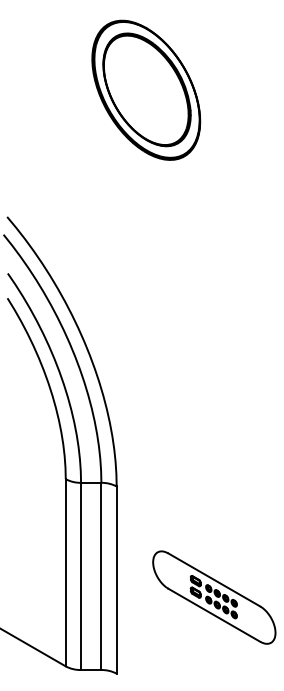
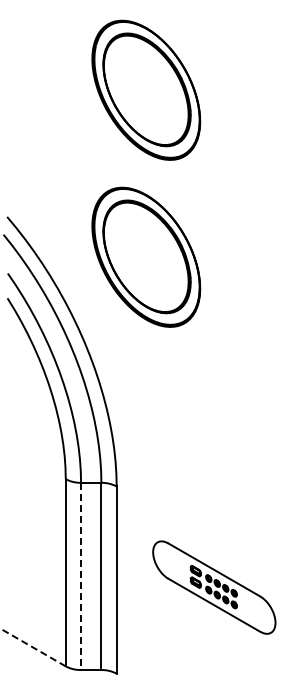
part: none -> present (146, 256)
line: solid -> dashed (81, 576)
part position: (214, 597) -> (214, 587) (214, 587)
line: solid -> dashed (32, 647)
